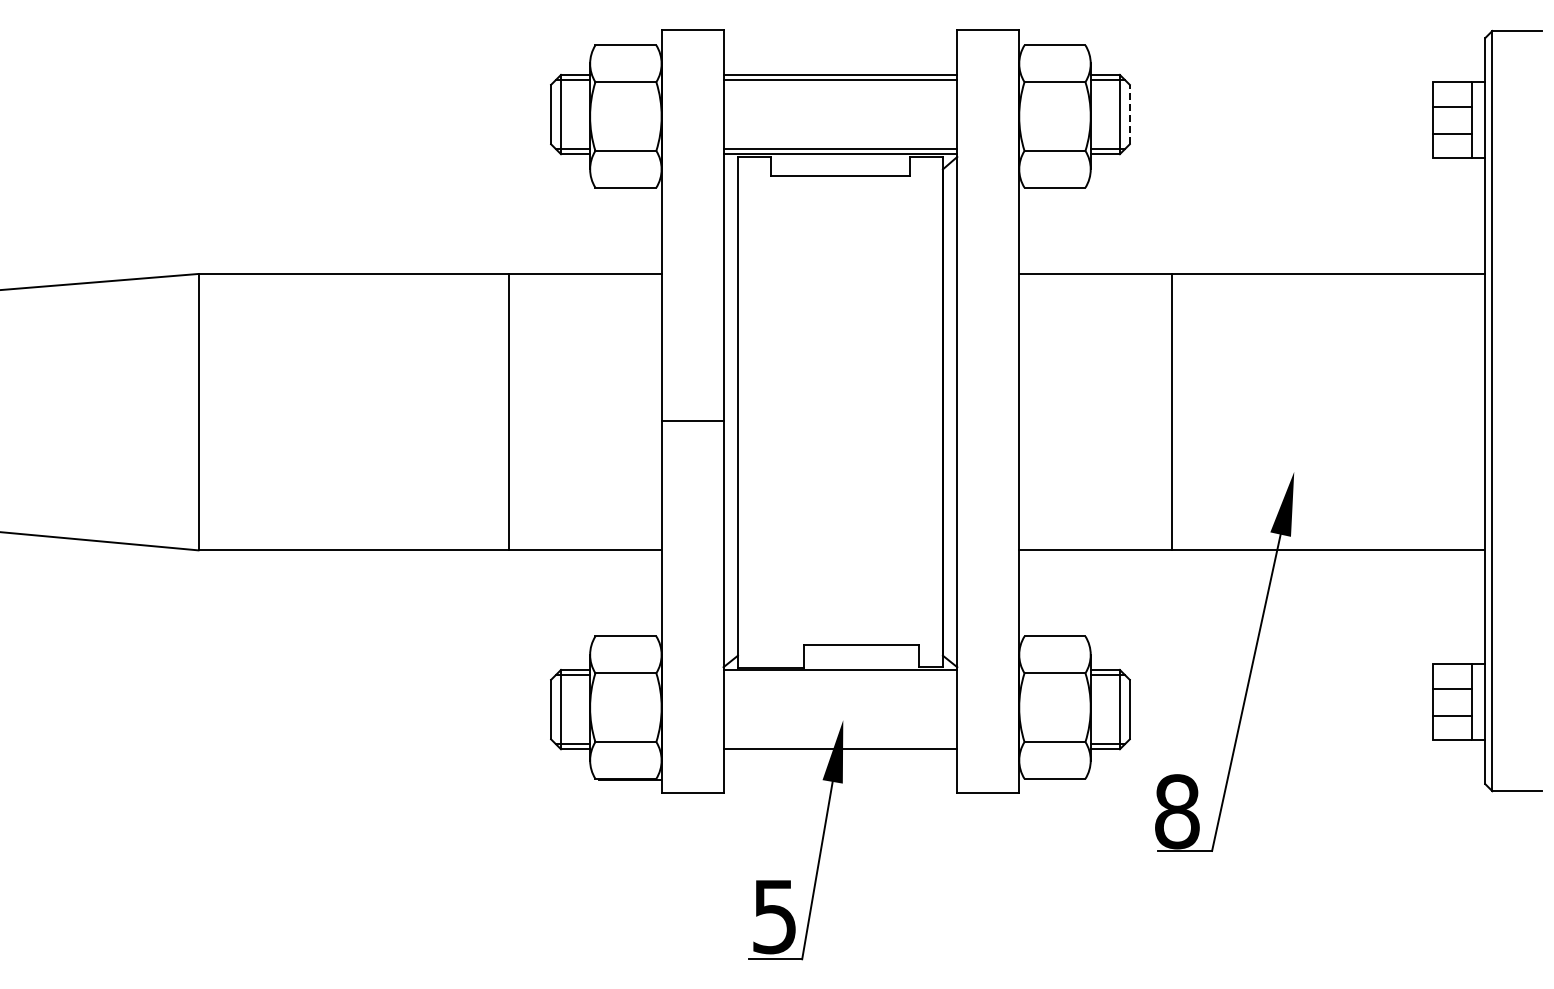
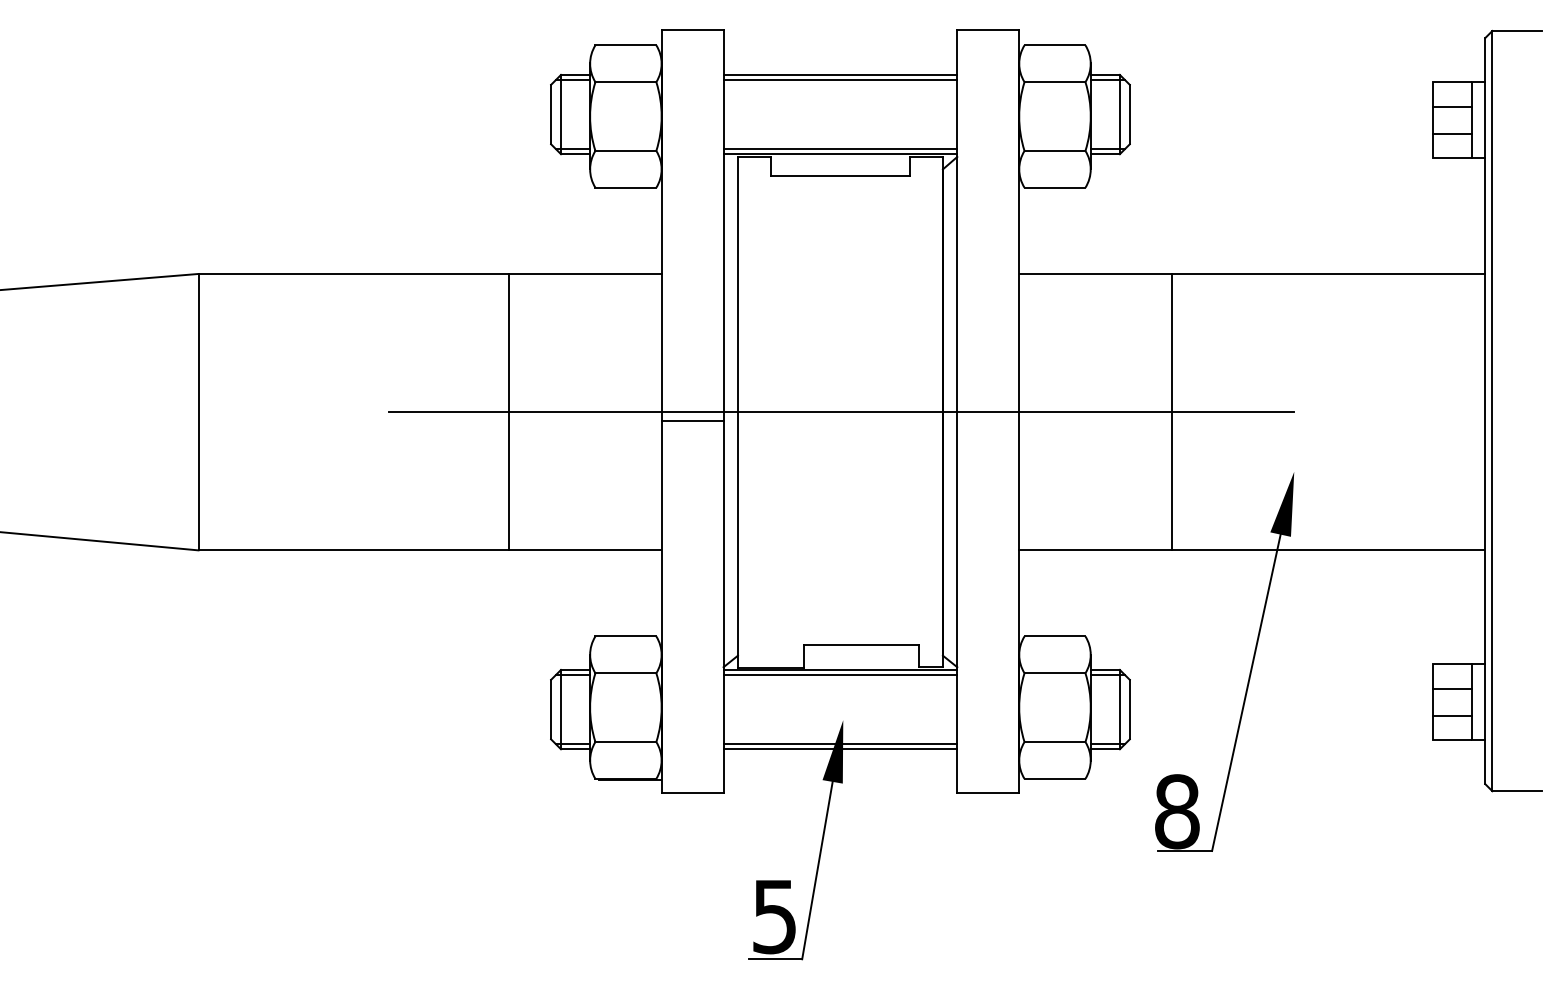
line: dashed -> solid (1129, 114)
line: none -> present (841, 411)
line: none -> present (840, 675)
line: none -> present (840, 743)
